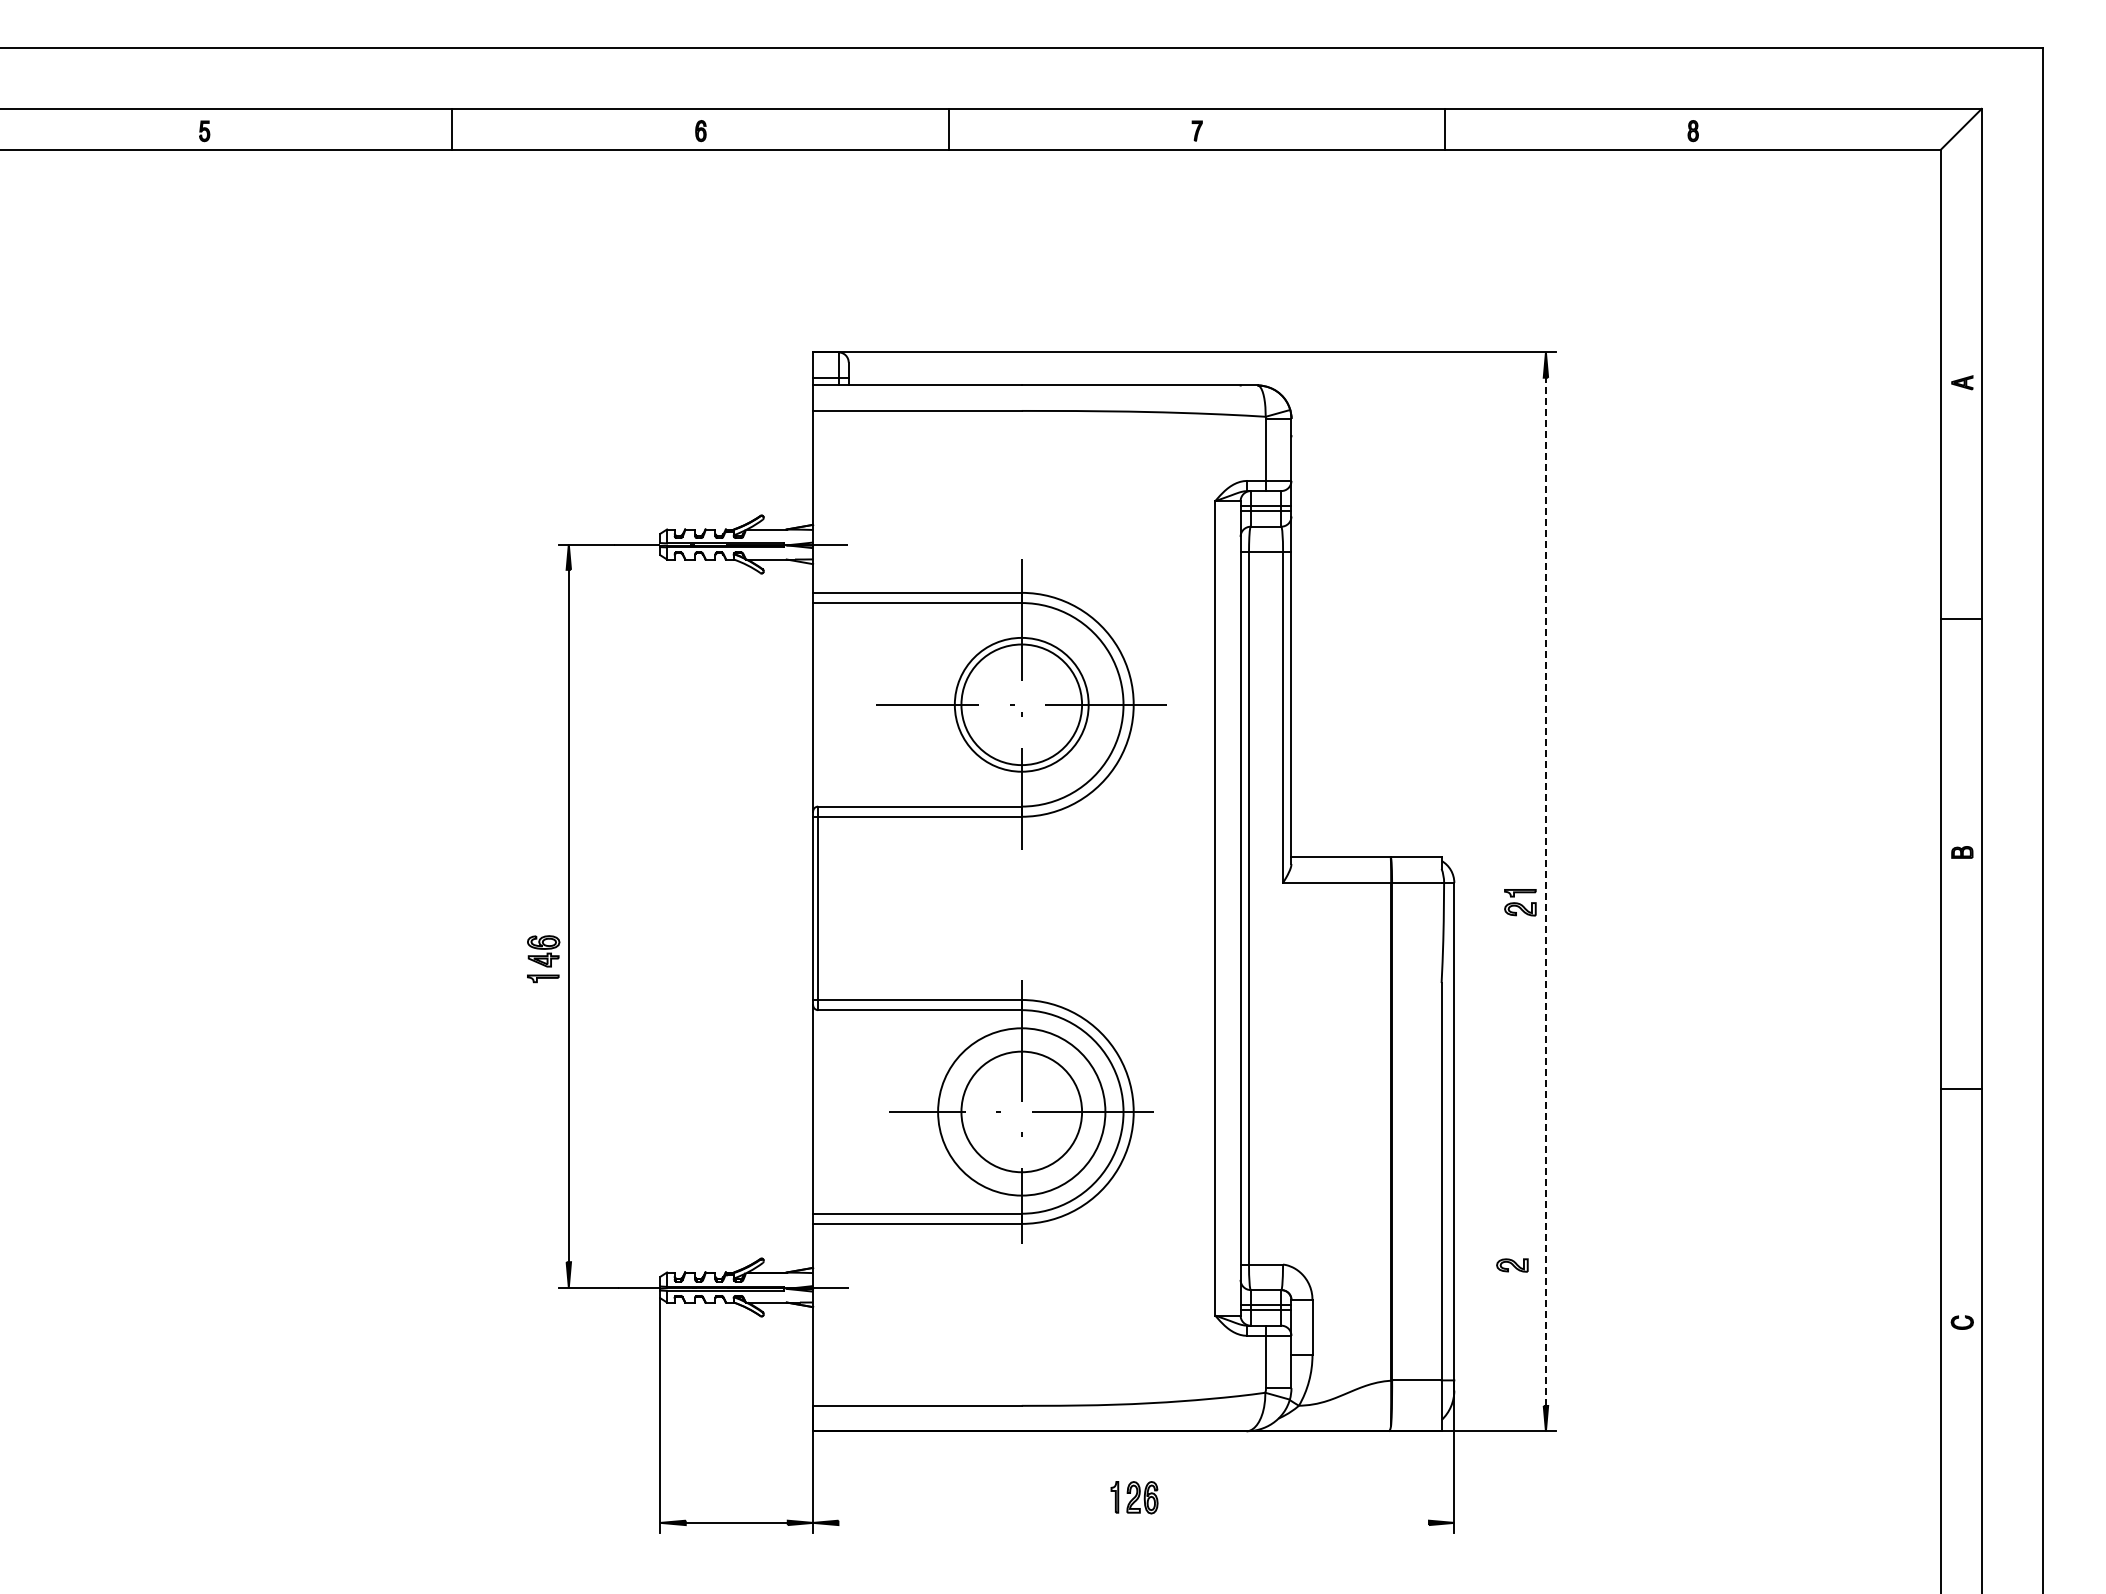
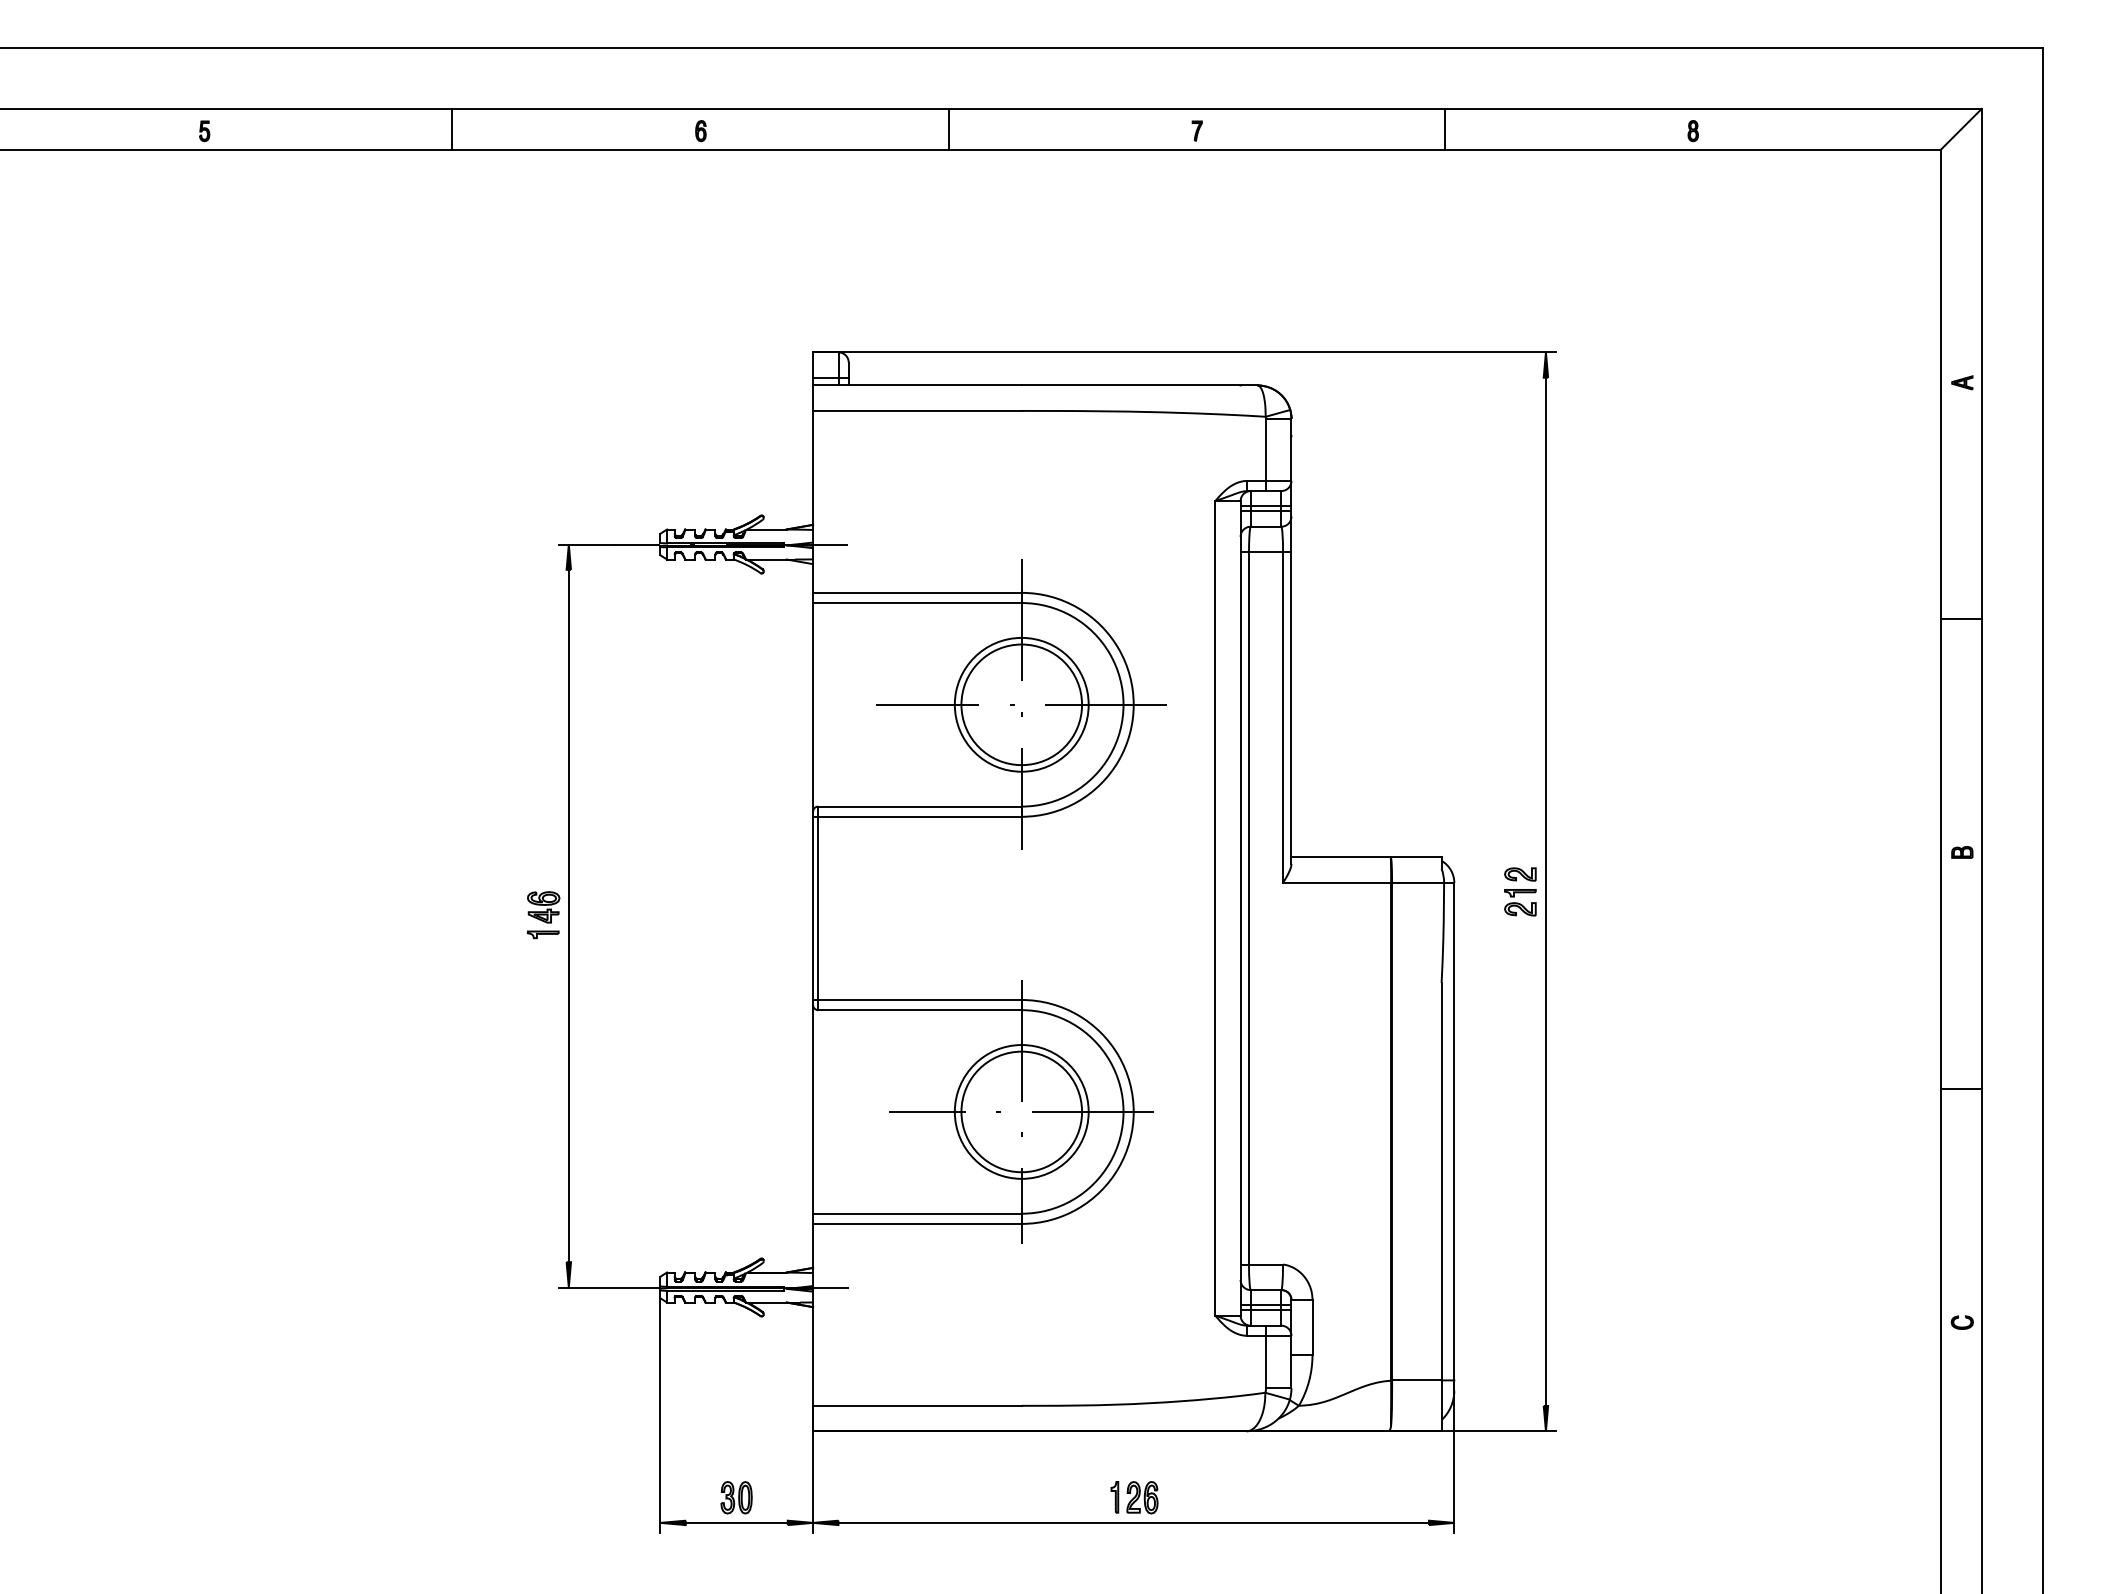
line: dashed -> solid (1545, 891)
part position: (543, 959) -> (543, 915) (543, 915)
circle diameter: 167 px -> 134 px (1021, 1111)
part position: (1512, 1265) -> (1520, 874) (1520, 874)
part: none -> present (736, 1497)
line: none -> present (1133, 1522)
